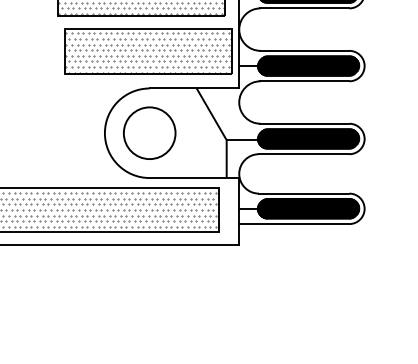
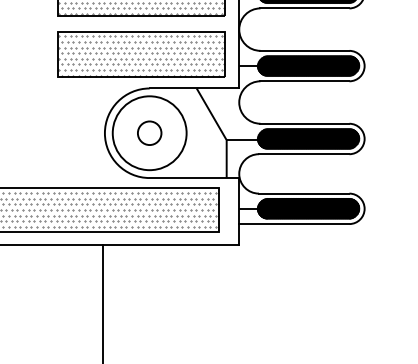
part position: (148, 51) -> (141, 54) (141, 54)
circle: none -> present (149, 132)
circle diameter: 52 px -> 74 px (149, 133)
line: none -> present (103, 302)
